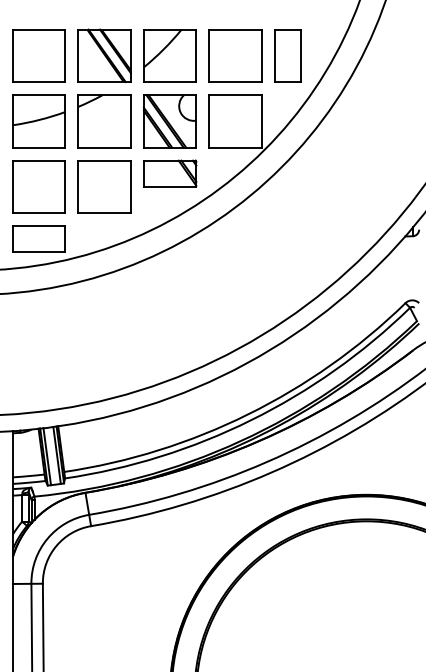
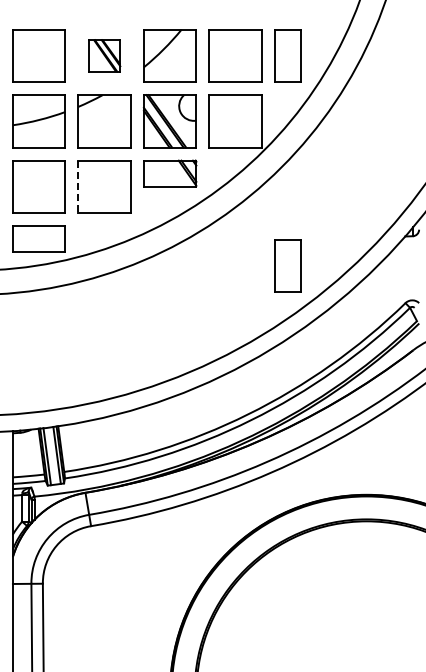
part size: 55x56 px -> 34x34 px (104, 55)
line: solid -> dashed (78, 187)
part: none -> present (287, 265)
